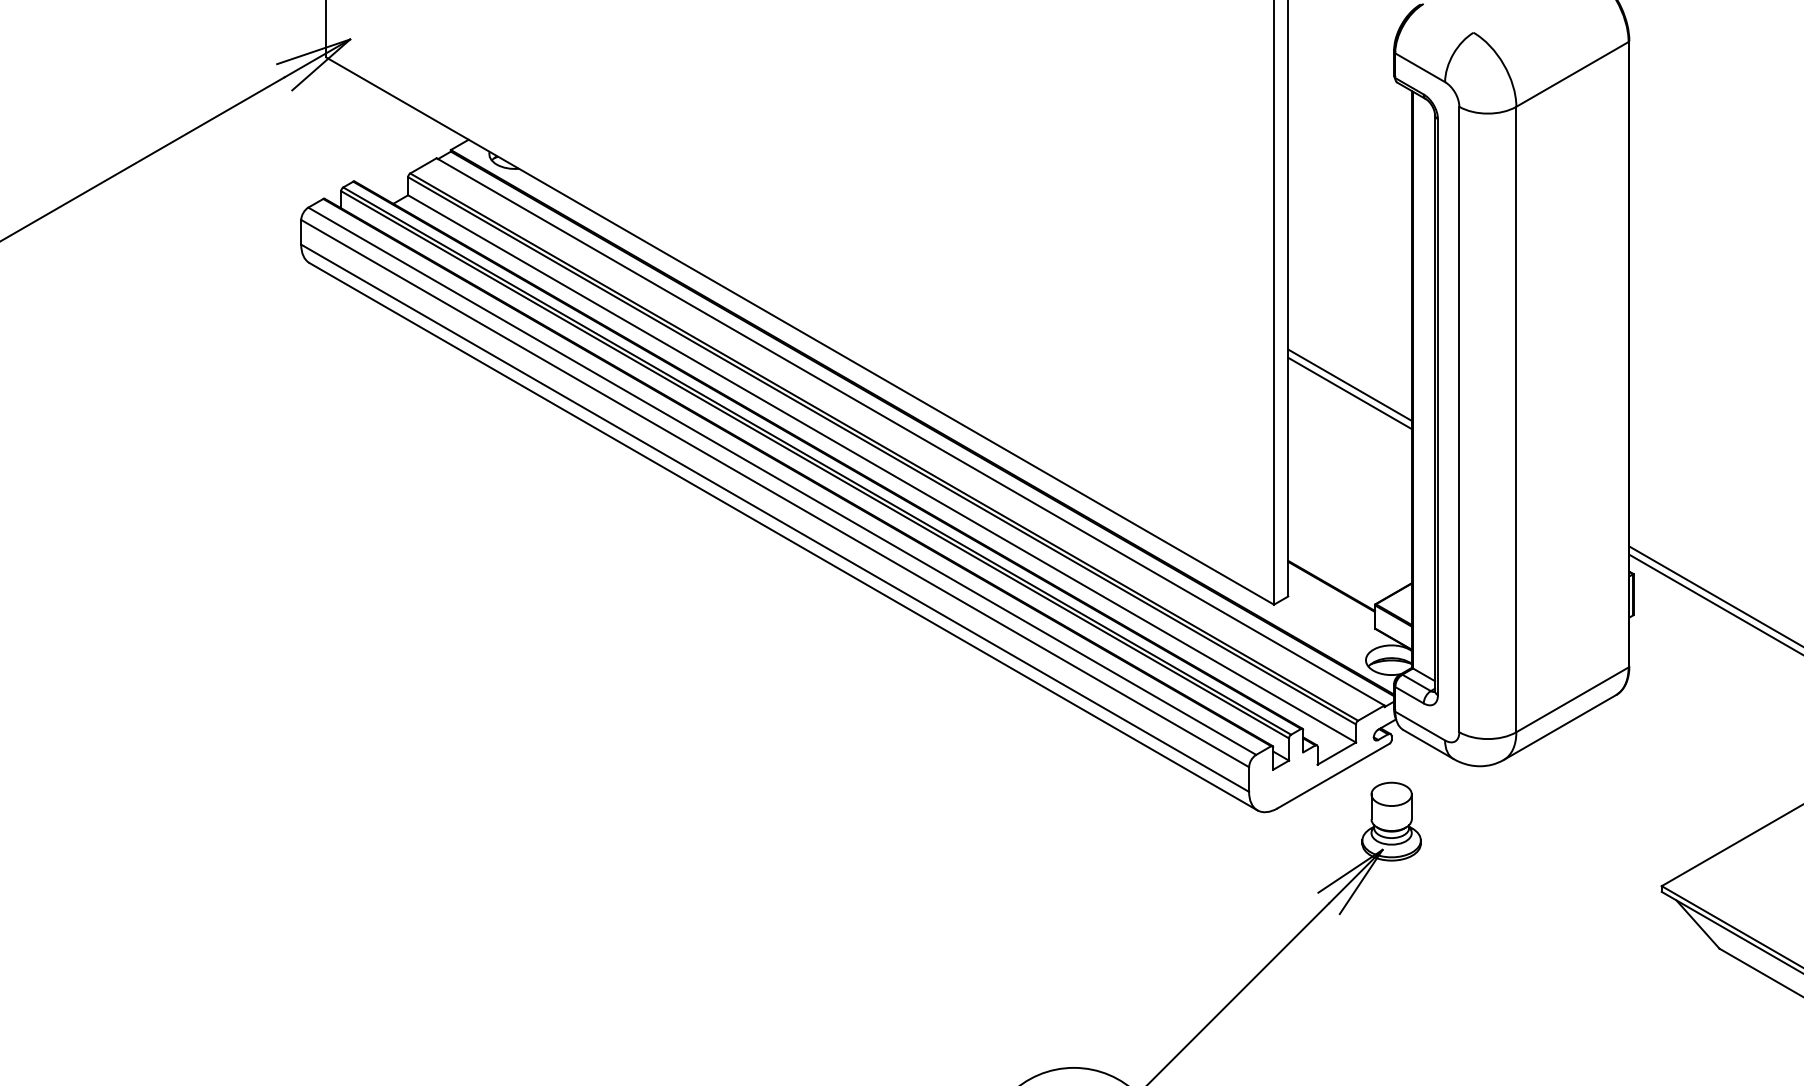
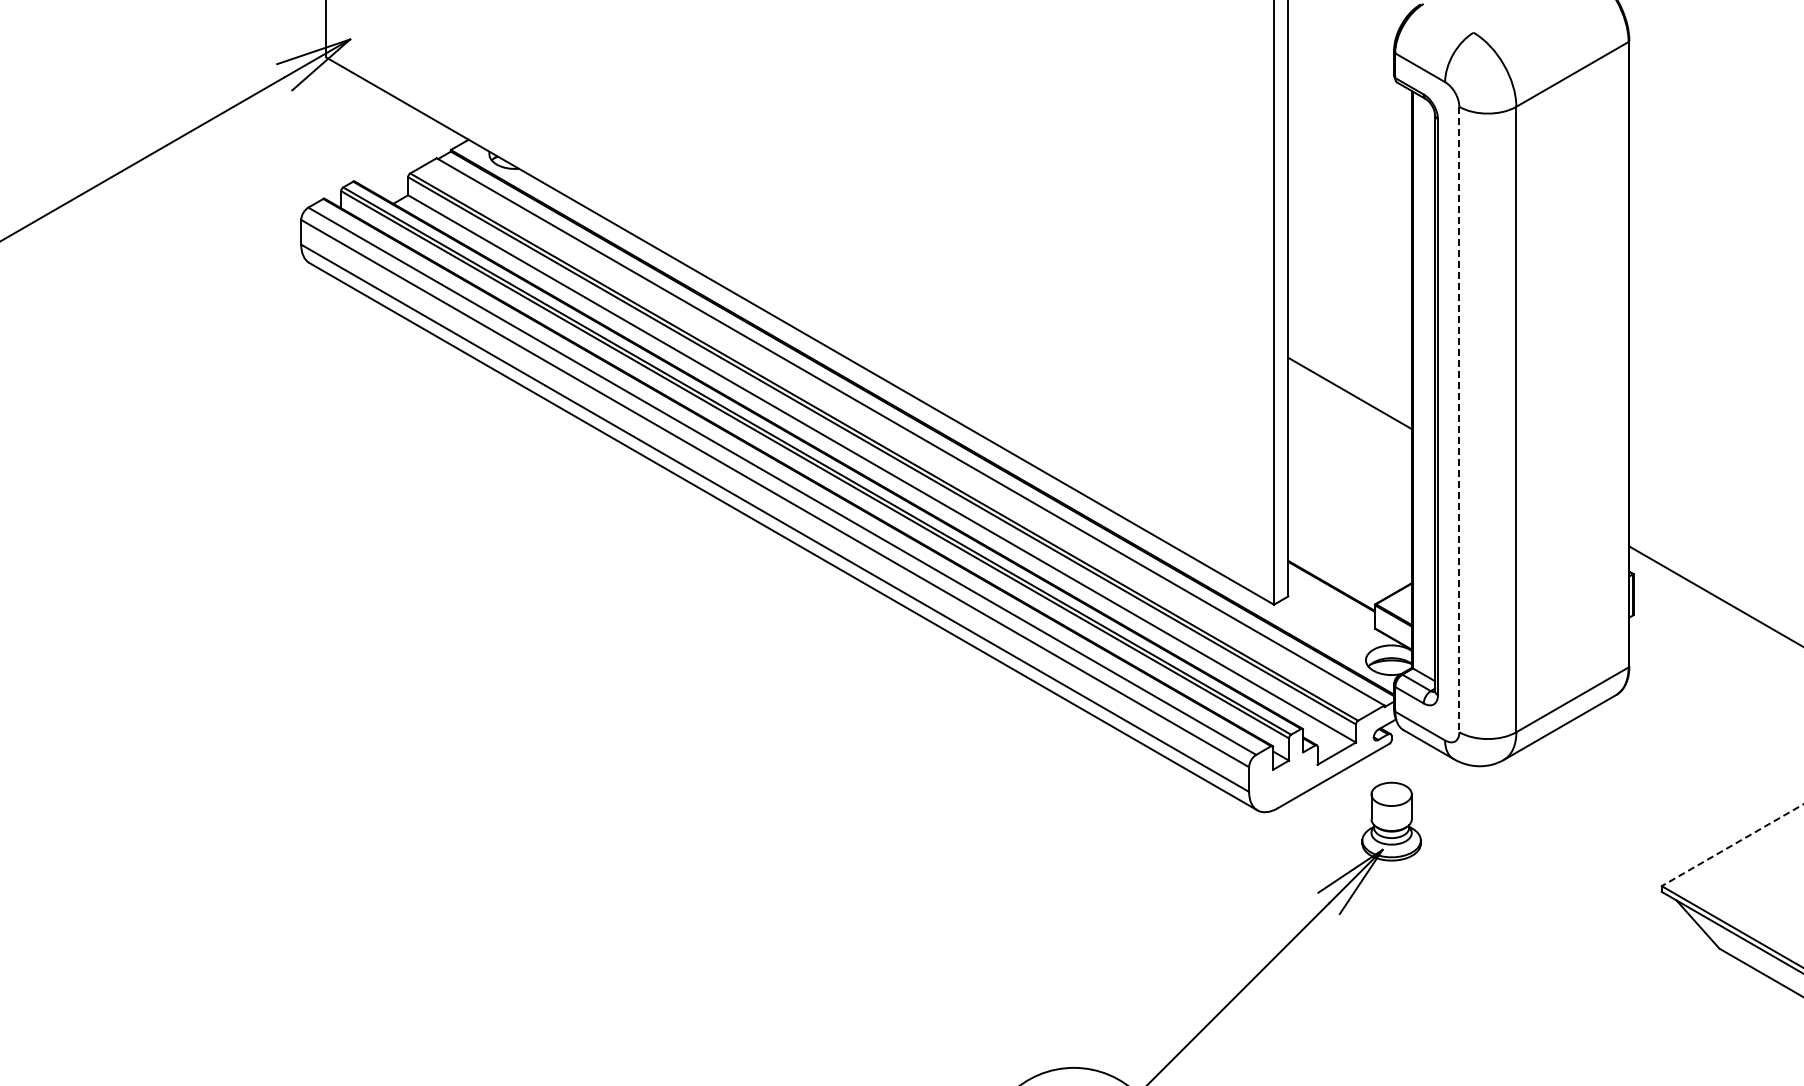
line: present -> none (1349, 384)
line: solid -> dashed (1459, 419)
line: present -> none (1714, 603)
line: solid -> dashed (1732, 845)
